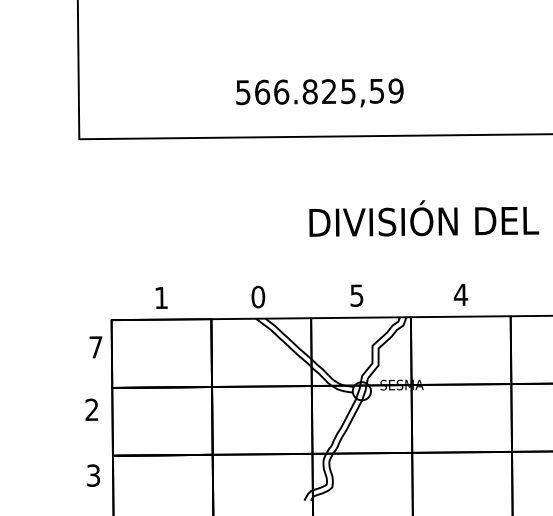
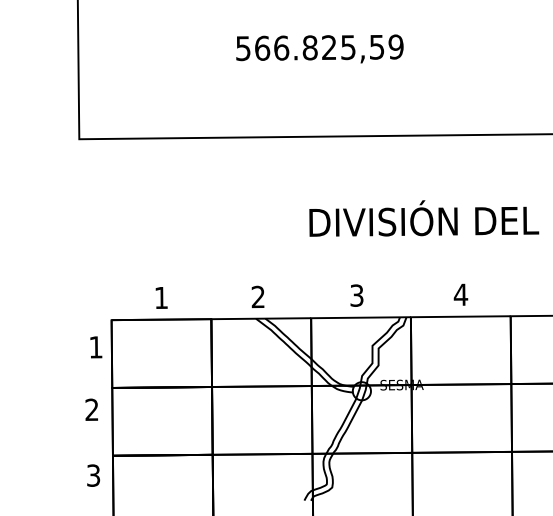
text position: (319, 92) -> (319, 48) (319, 48)
text: 5 -> 3 (357, 295)
text: 0 -> 2 (258, 296)
text: 7 -> 1 (95, 347)
